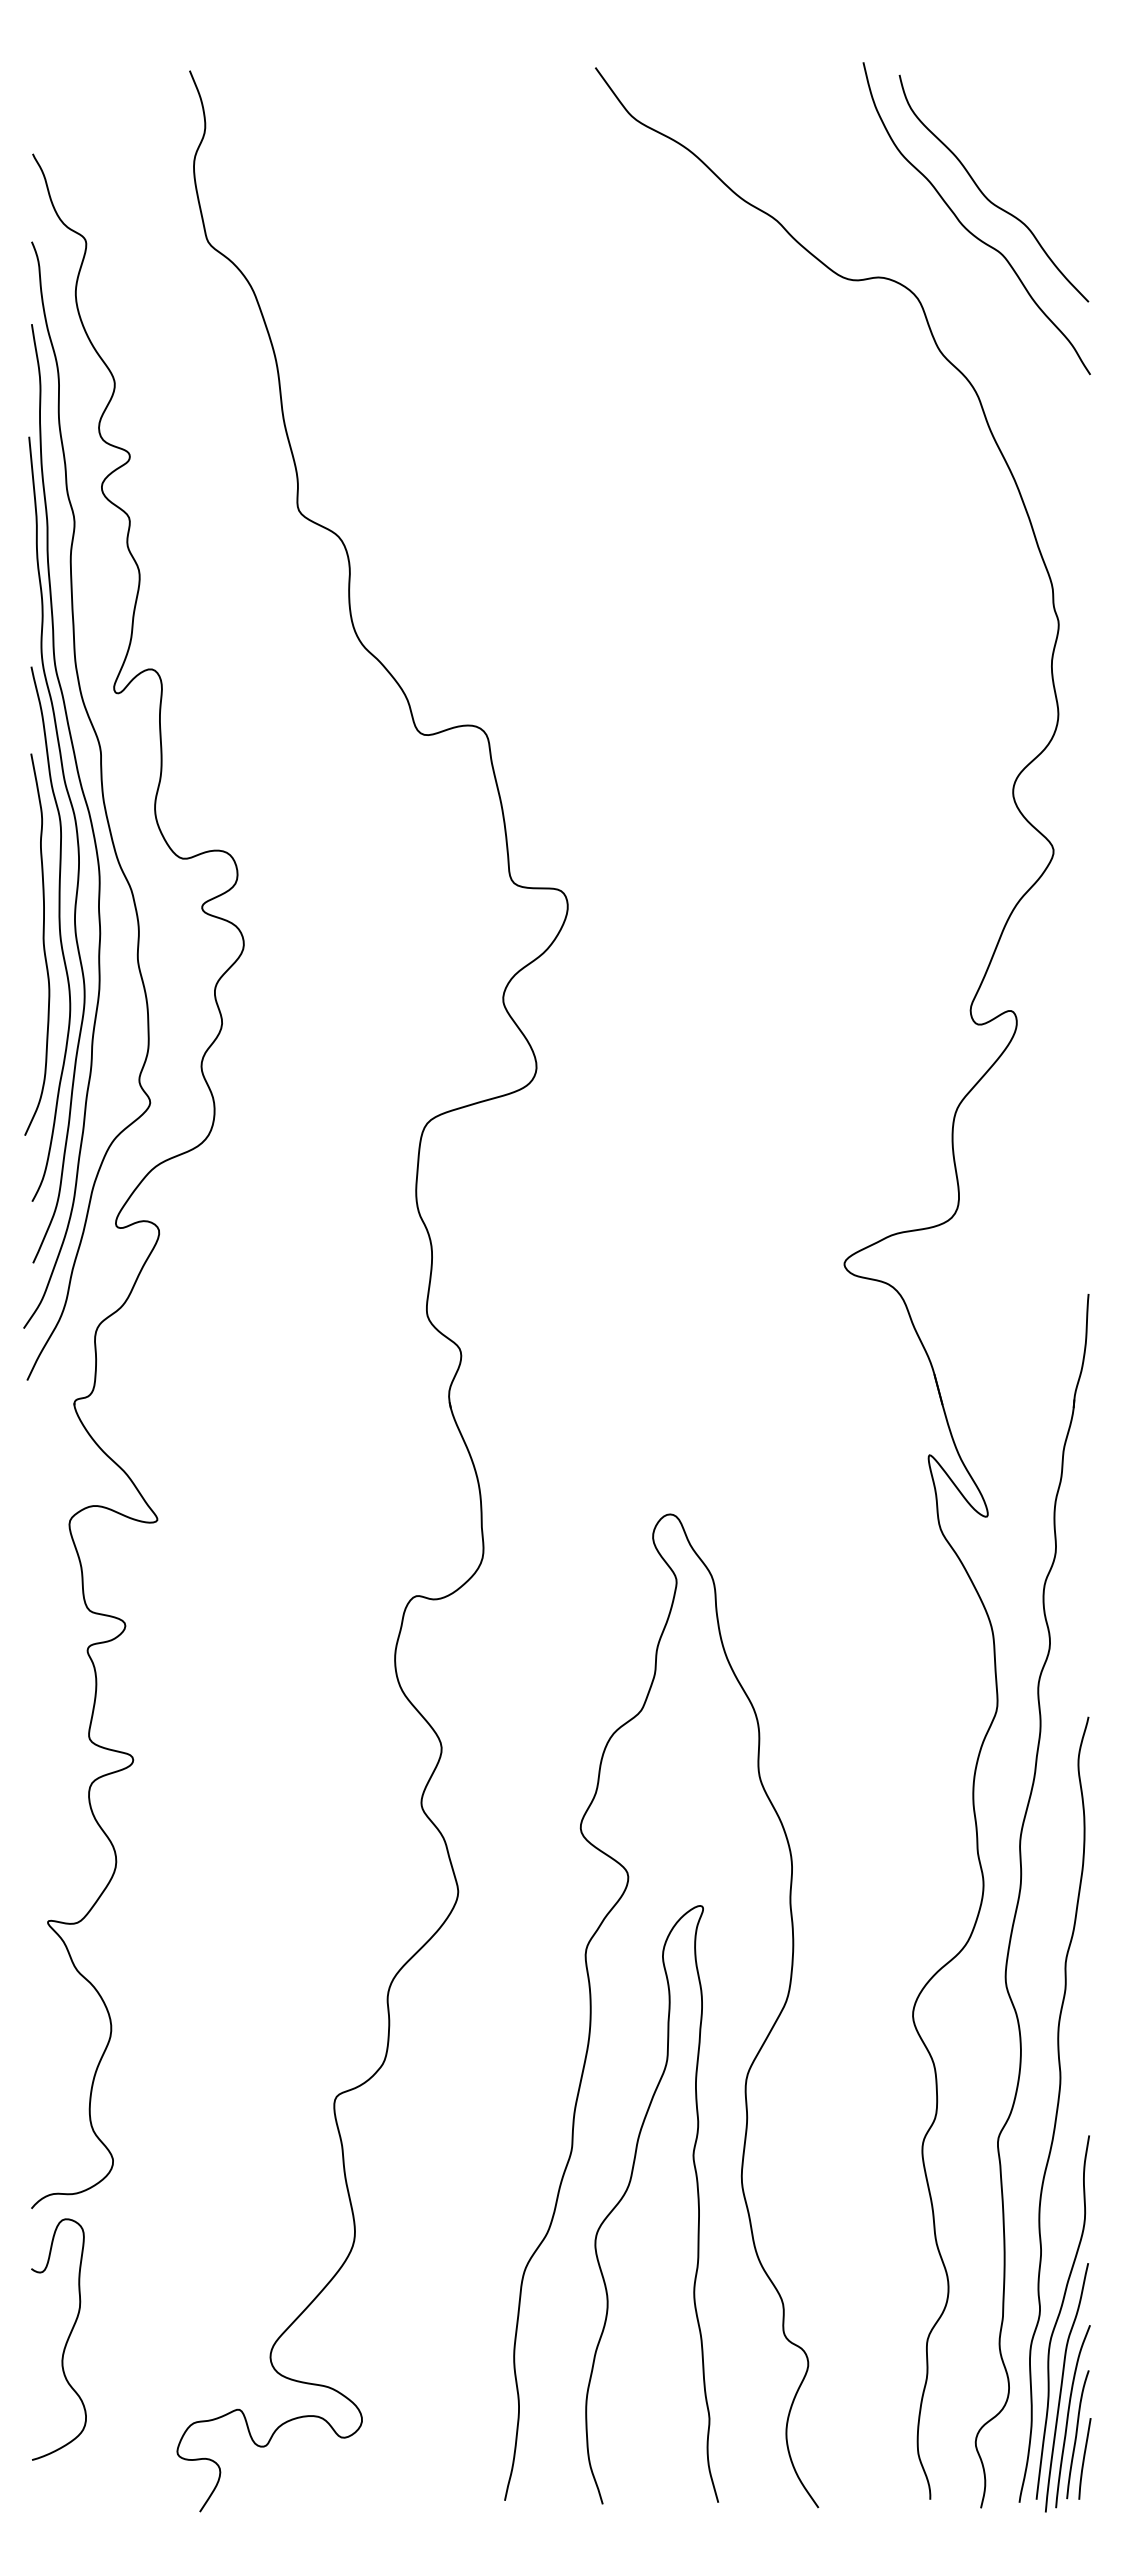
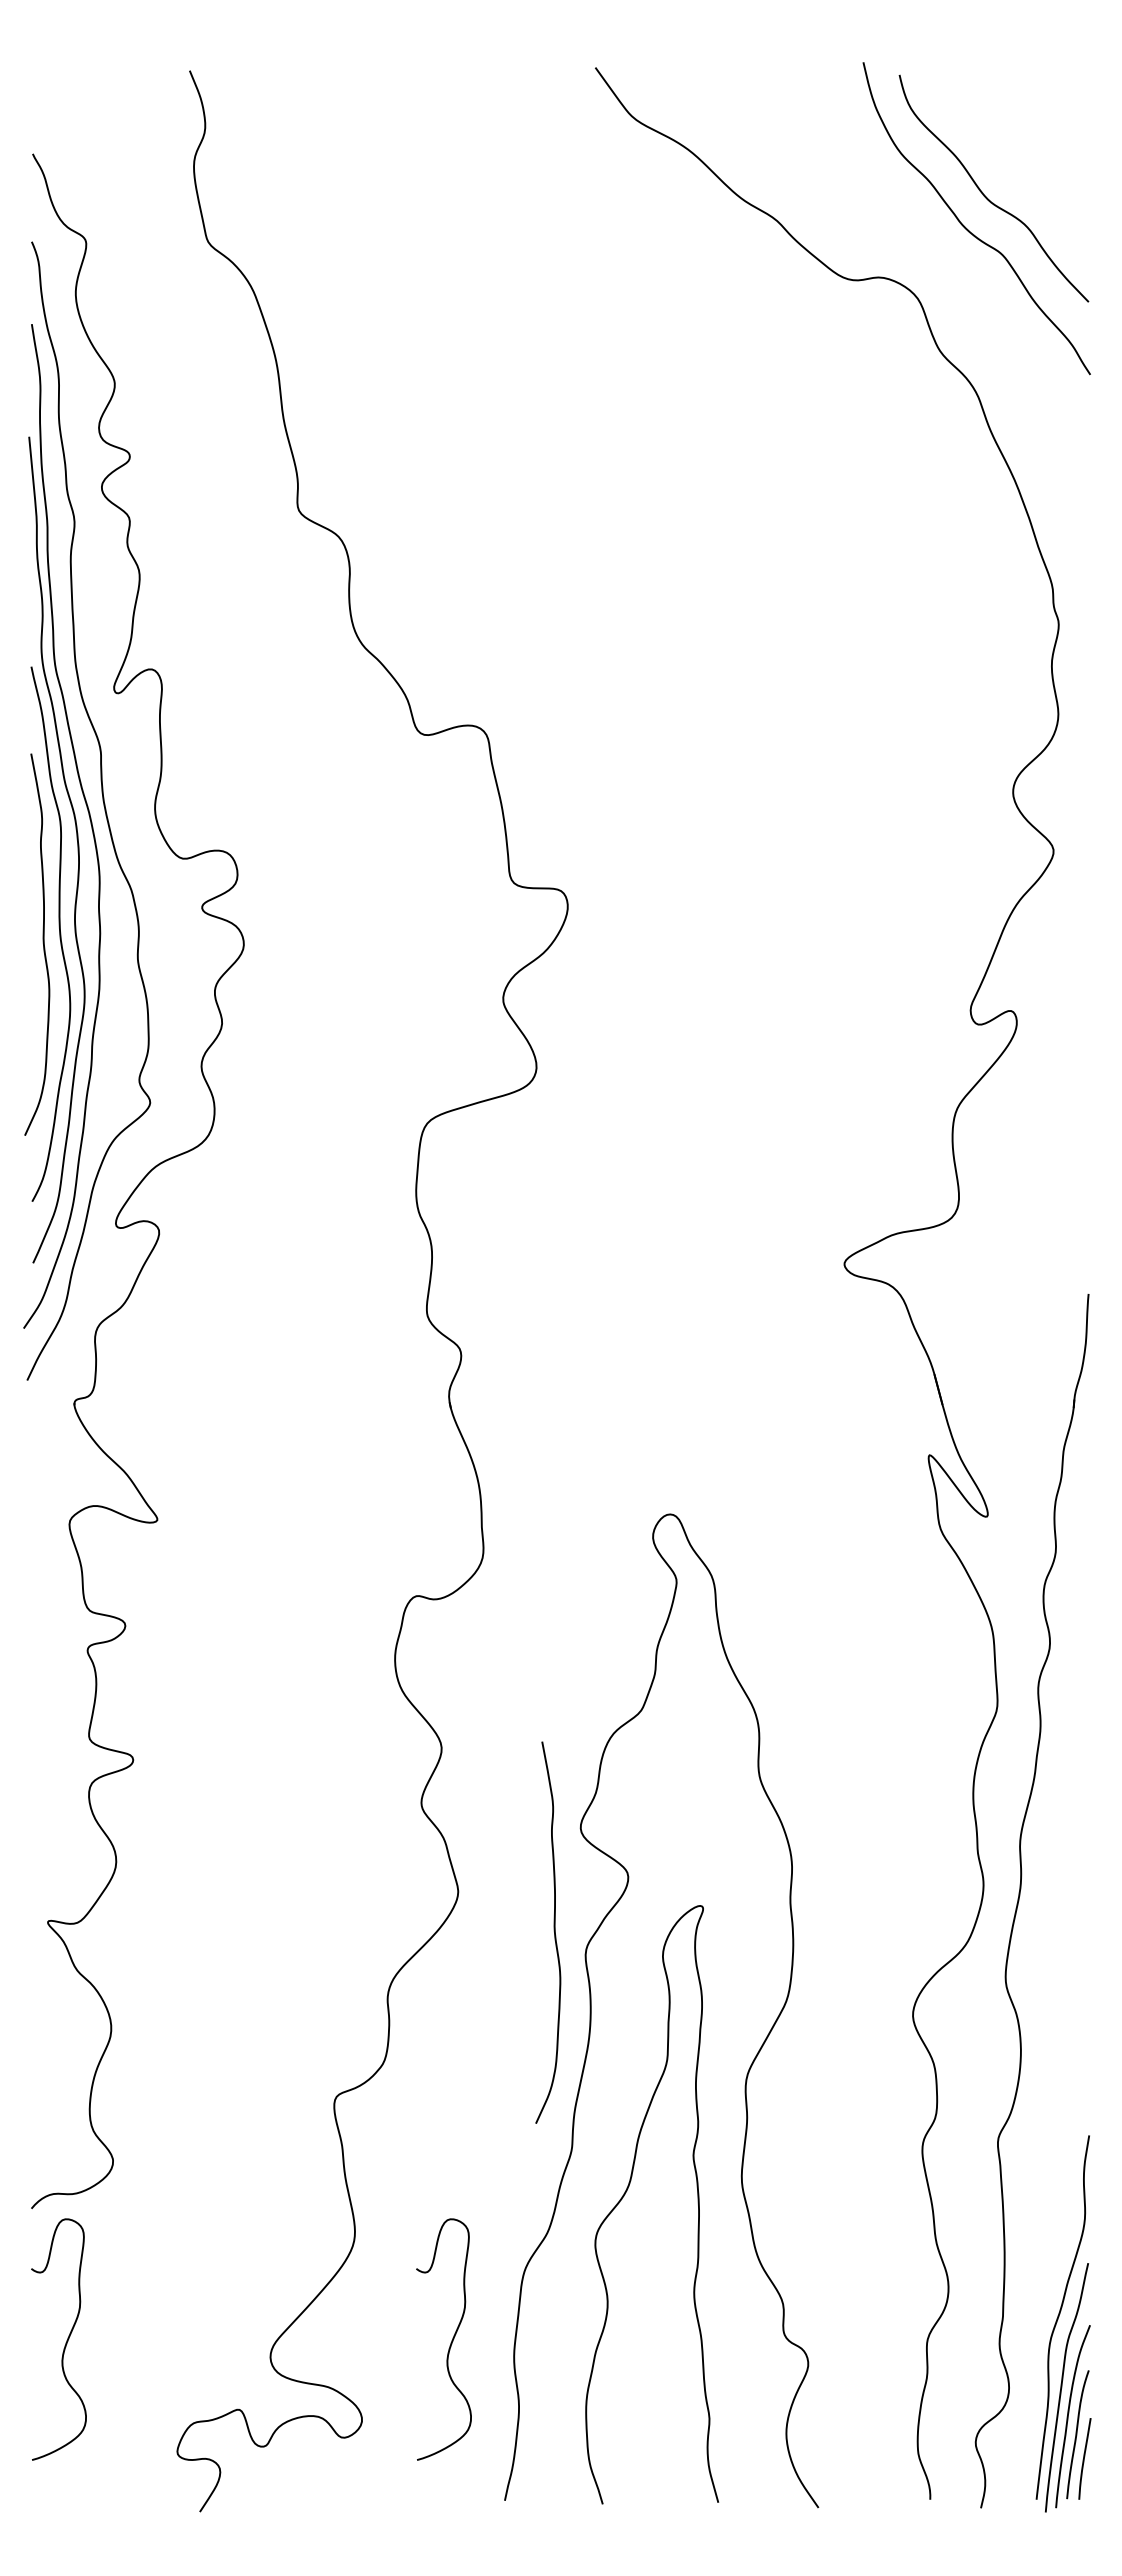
curve: none -> present (553, 1931)
curve: present -> none (1056, 2109)
curve: none -> present (450, 2342)
